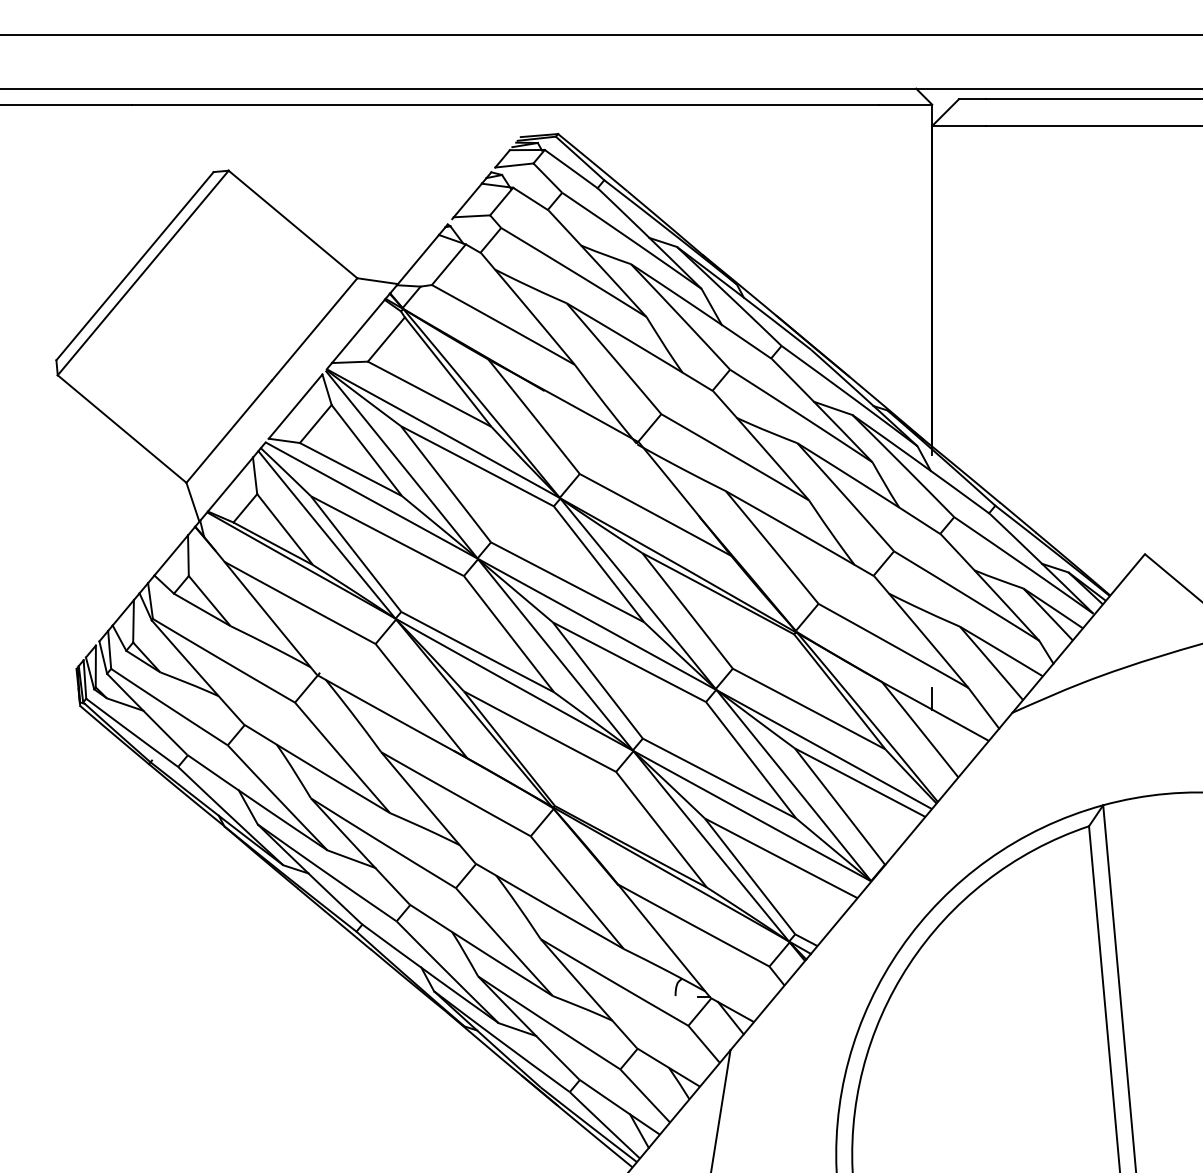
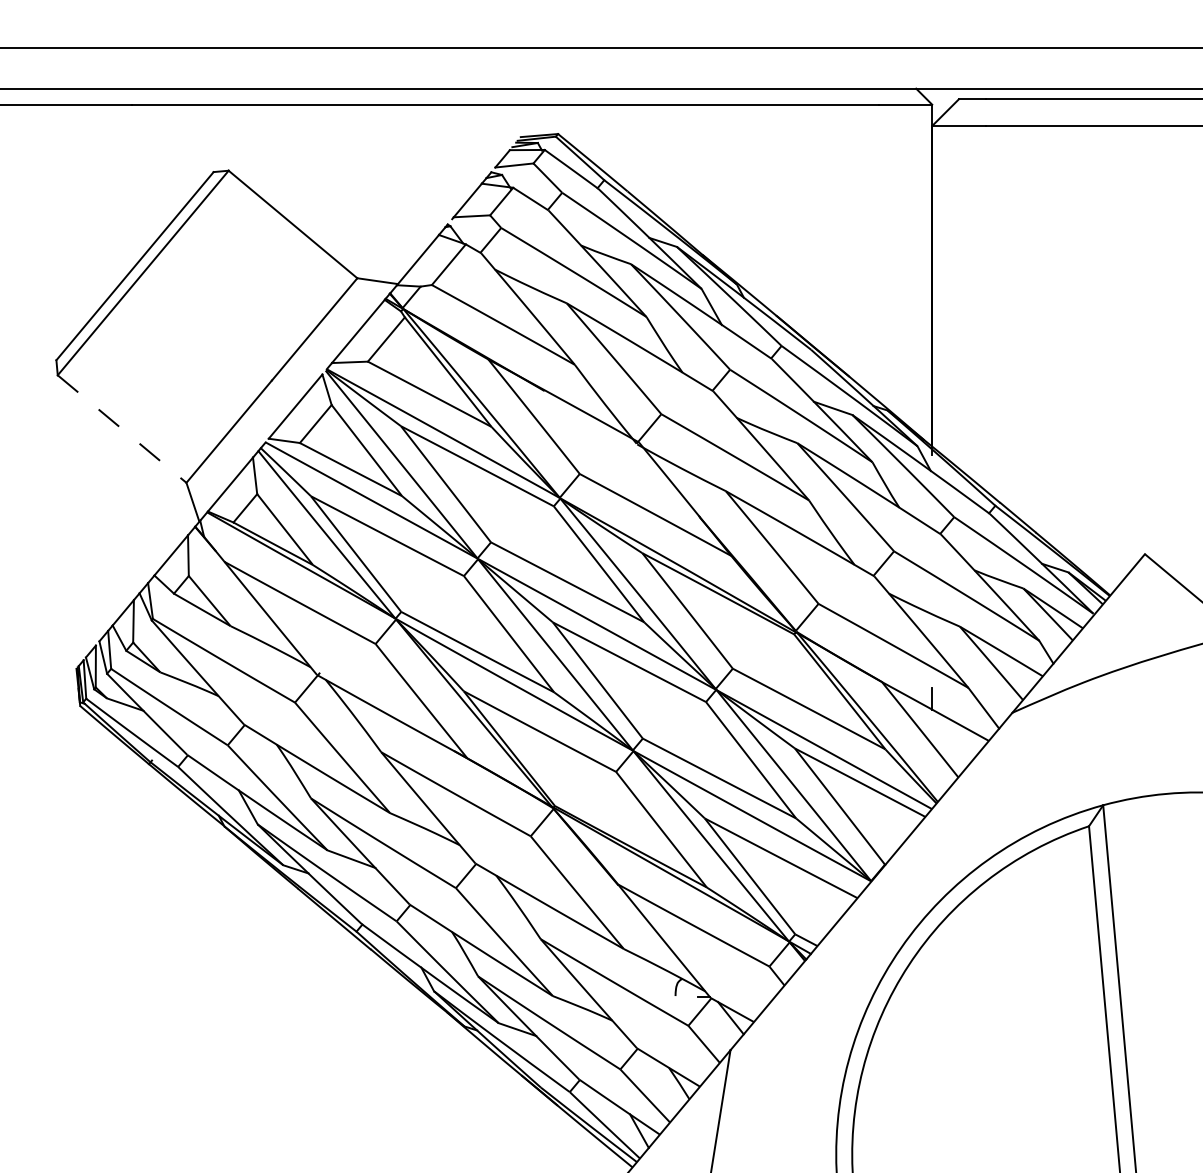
line position: (600, 35) -> (600, 48) (600, 48)
line: solid -> dashed (122, 429)
